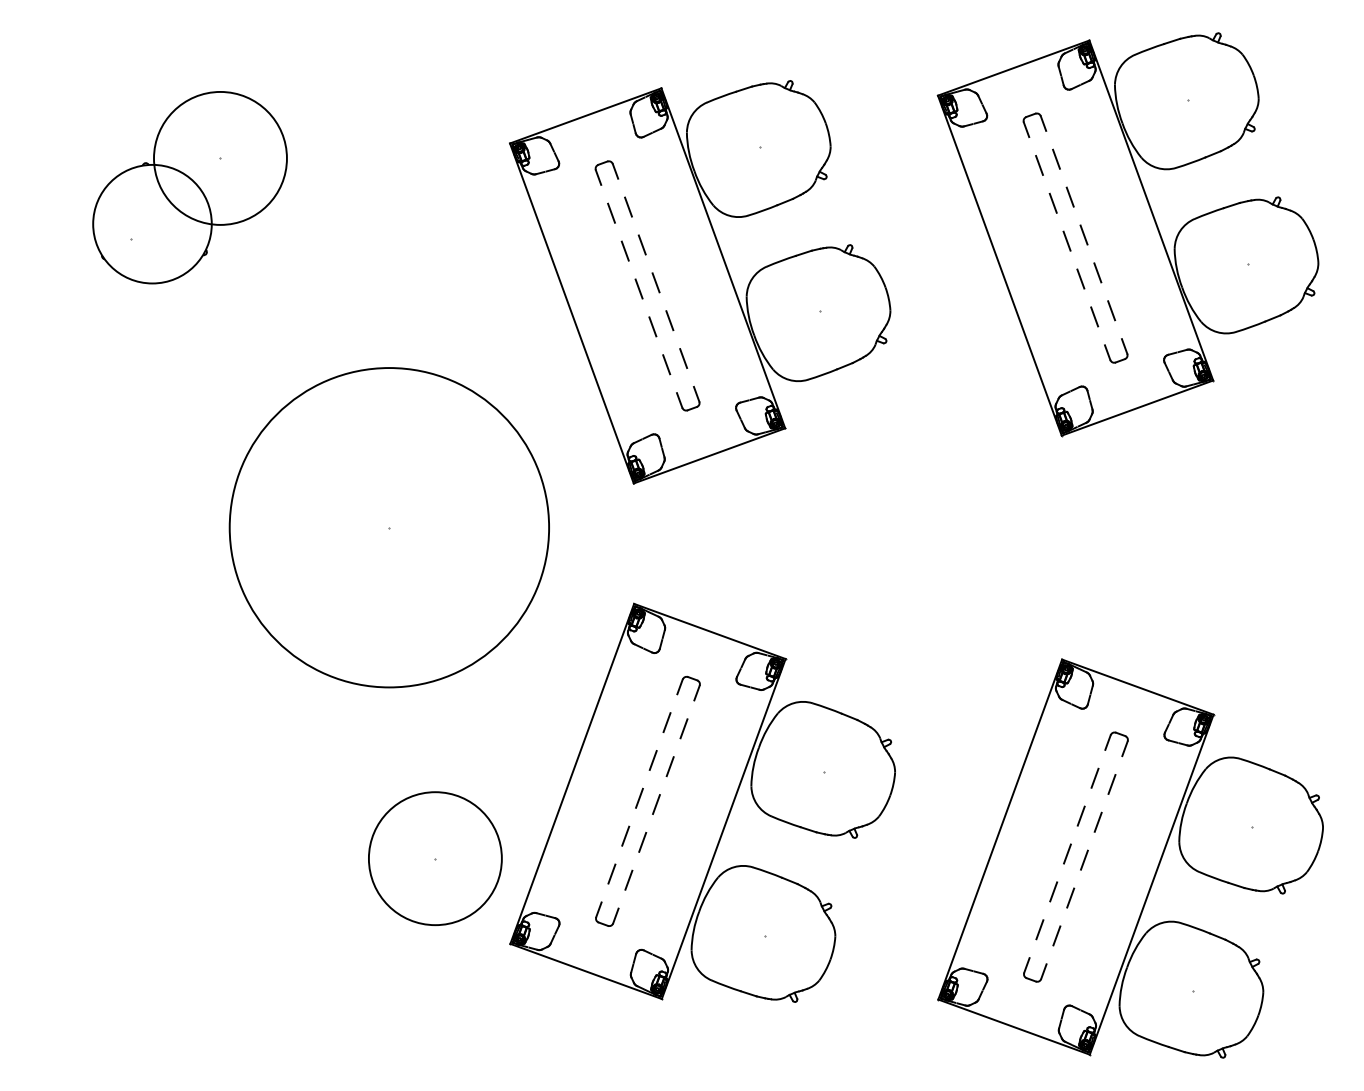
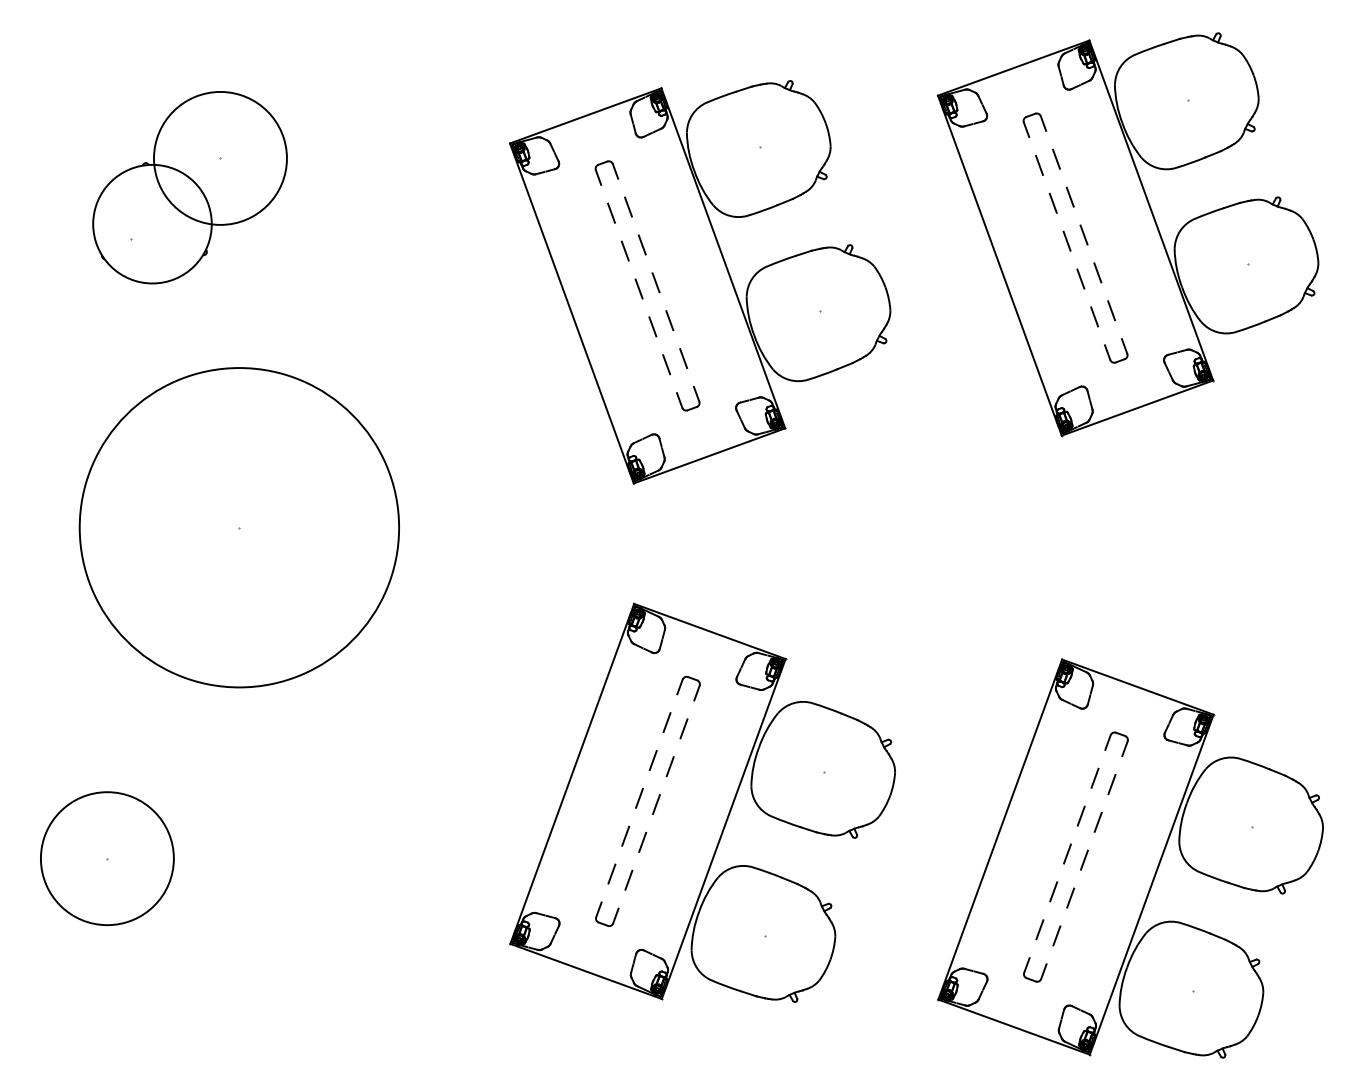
part position: (388, 527) -> (238, 527) (238, 527)
part position: (435, 858) -> (107, 858) (107, 858)
